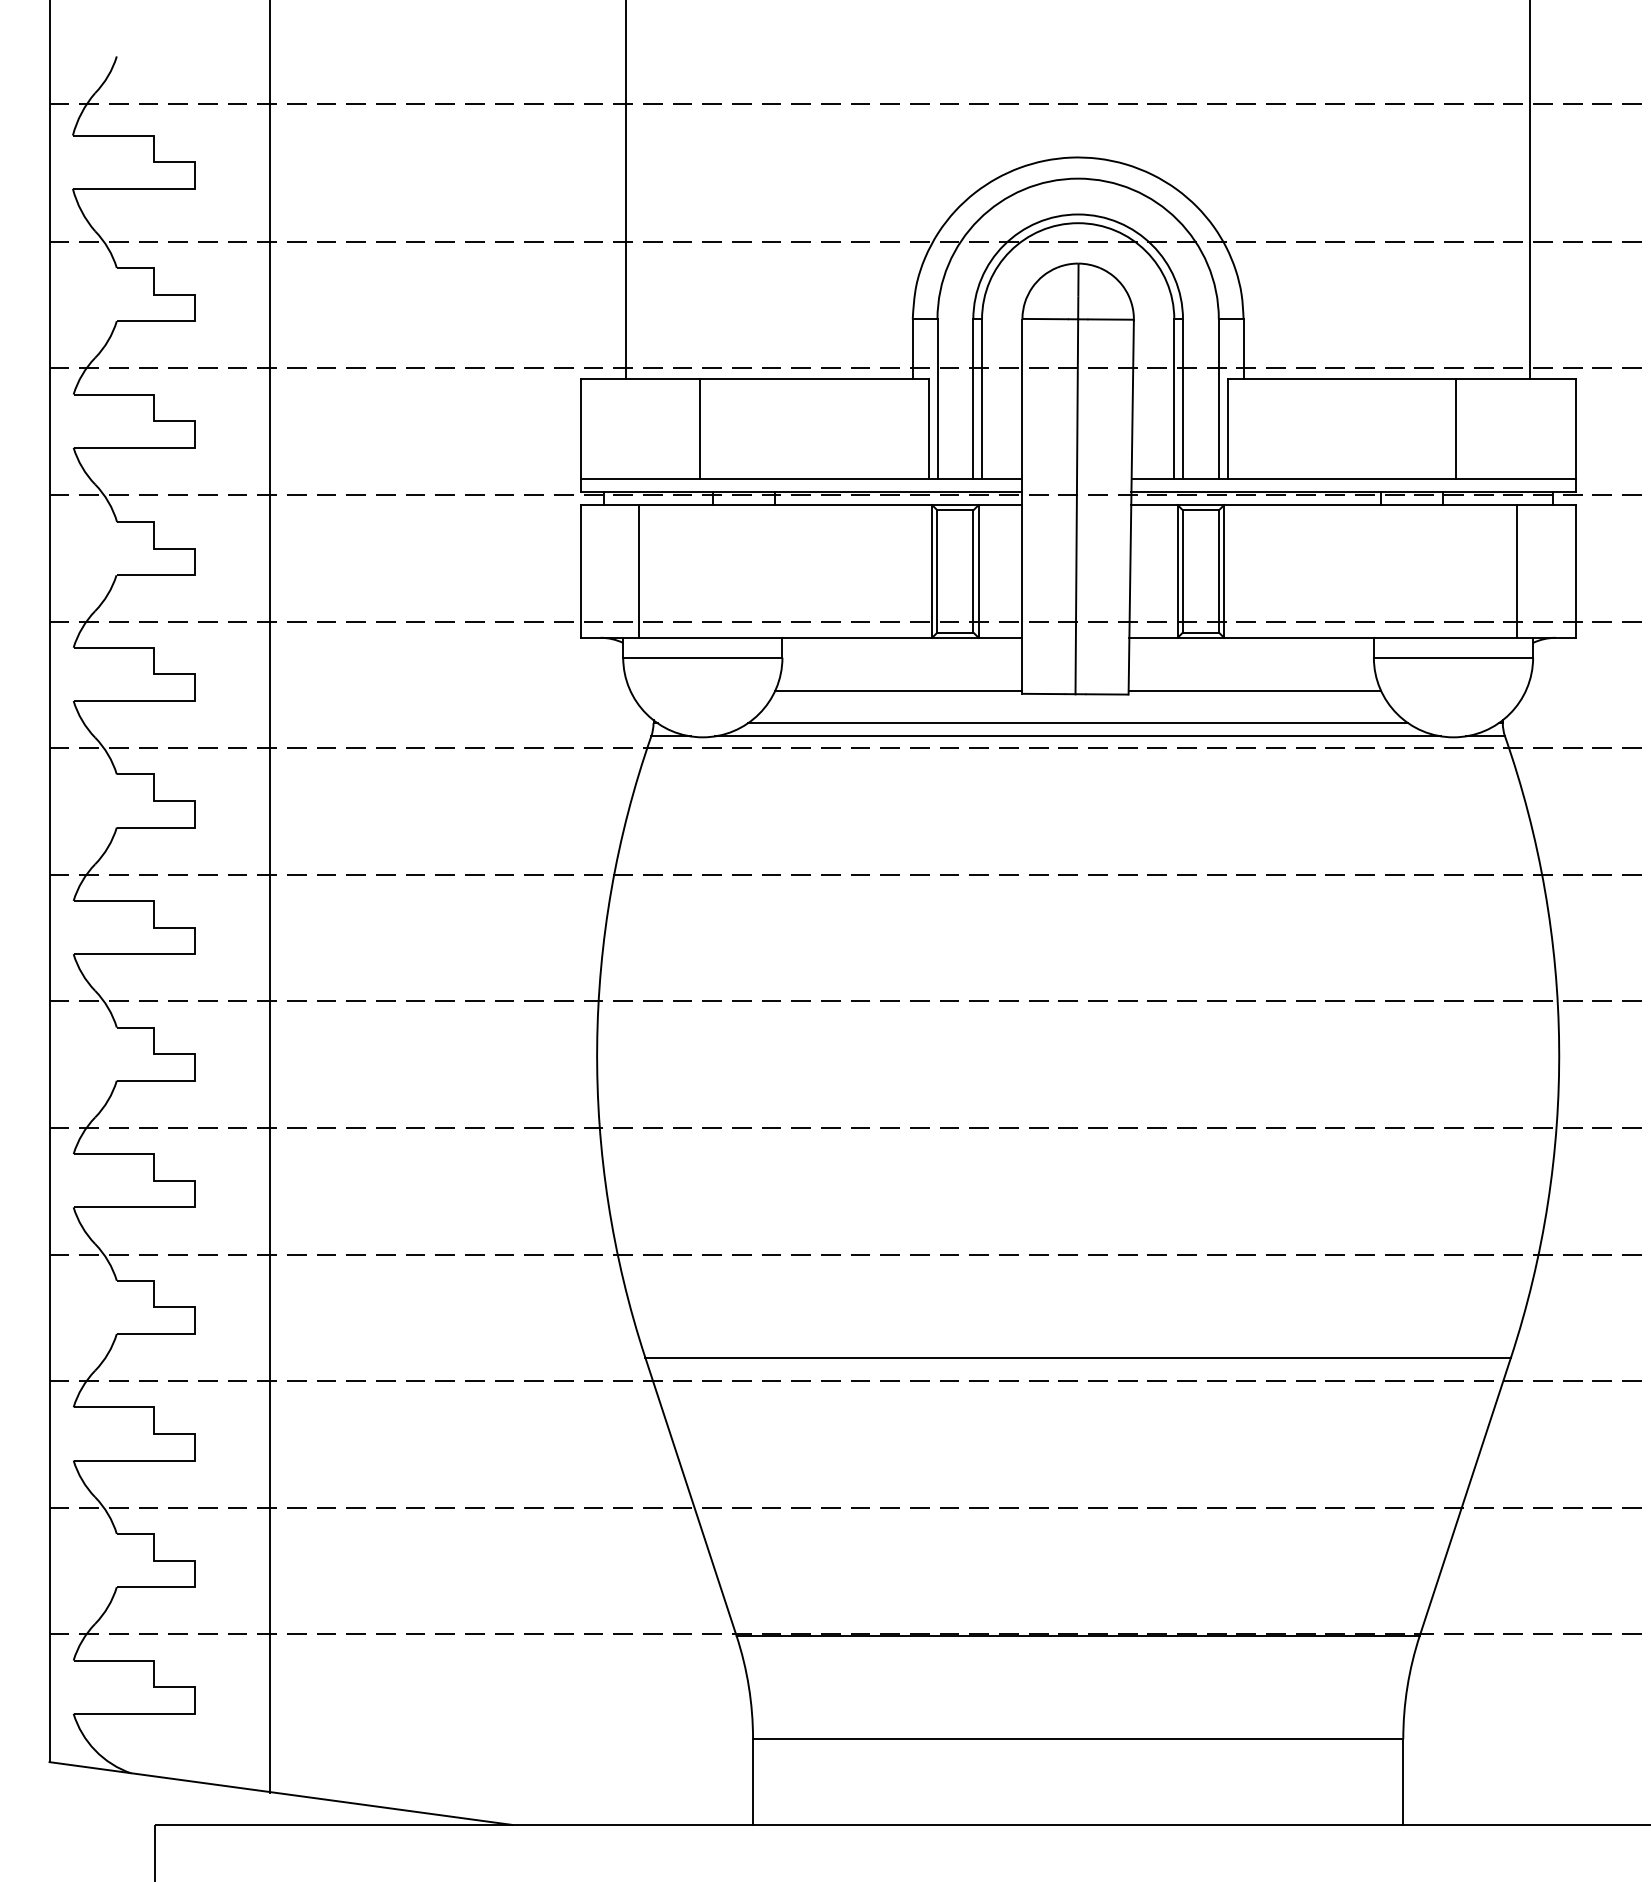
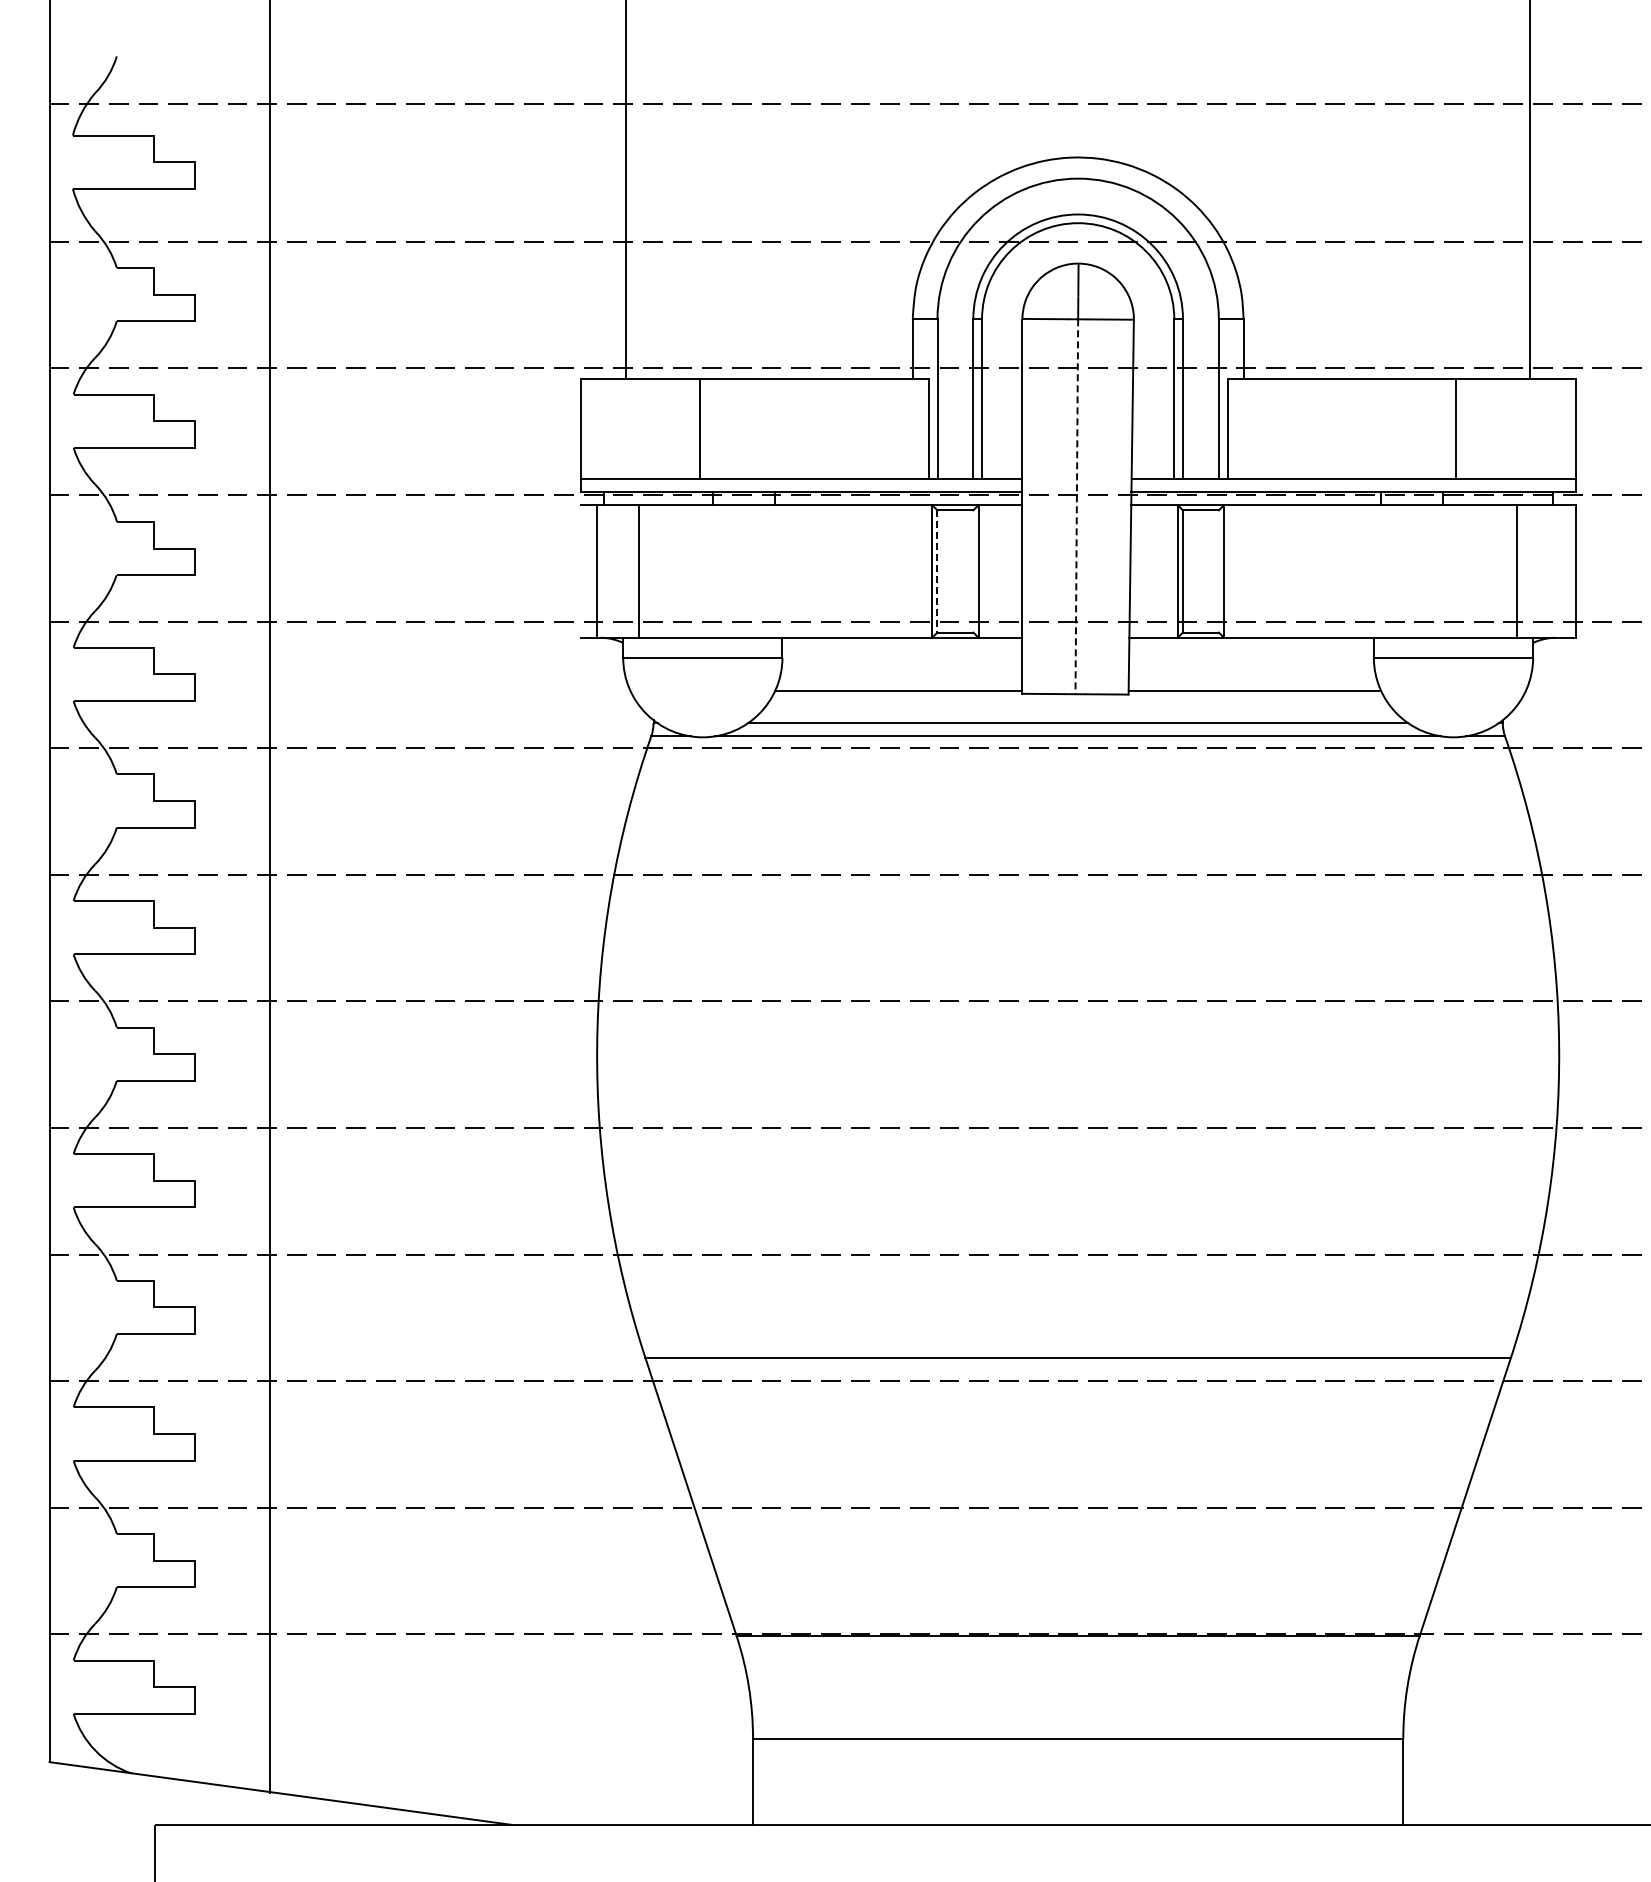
line: solid -> dashed (1076, 507)
line position: (580, 571) -> (596, 571) (596, 571)
line: solid -> dashed (937, 571)
line: present -> none (973, 571)
line: present -> none (1218, 571)
